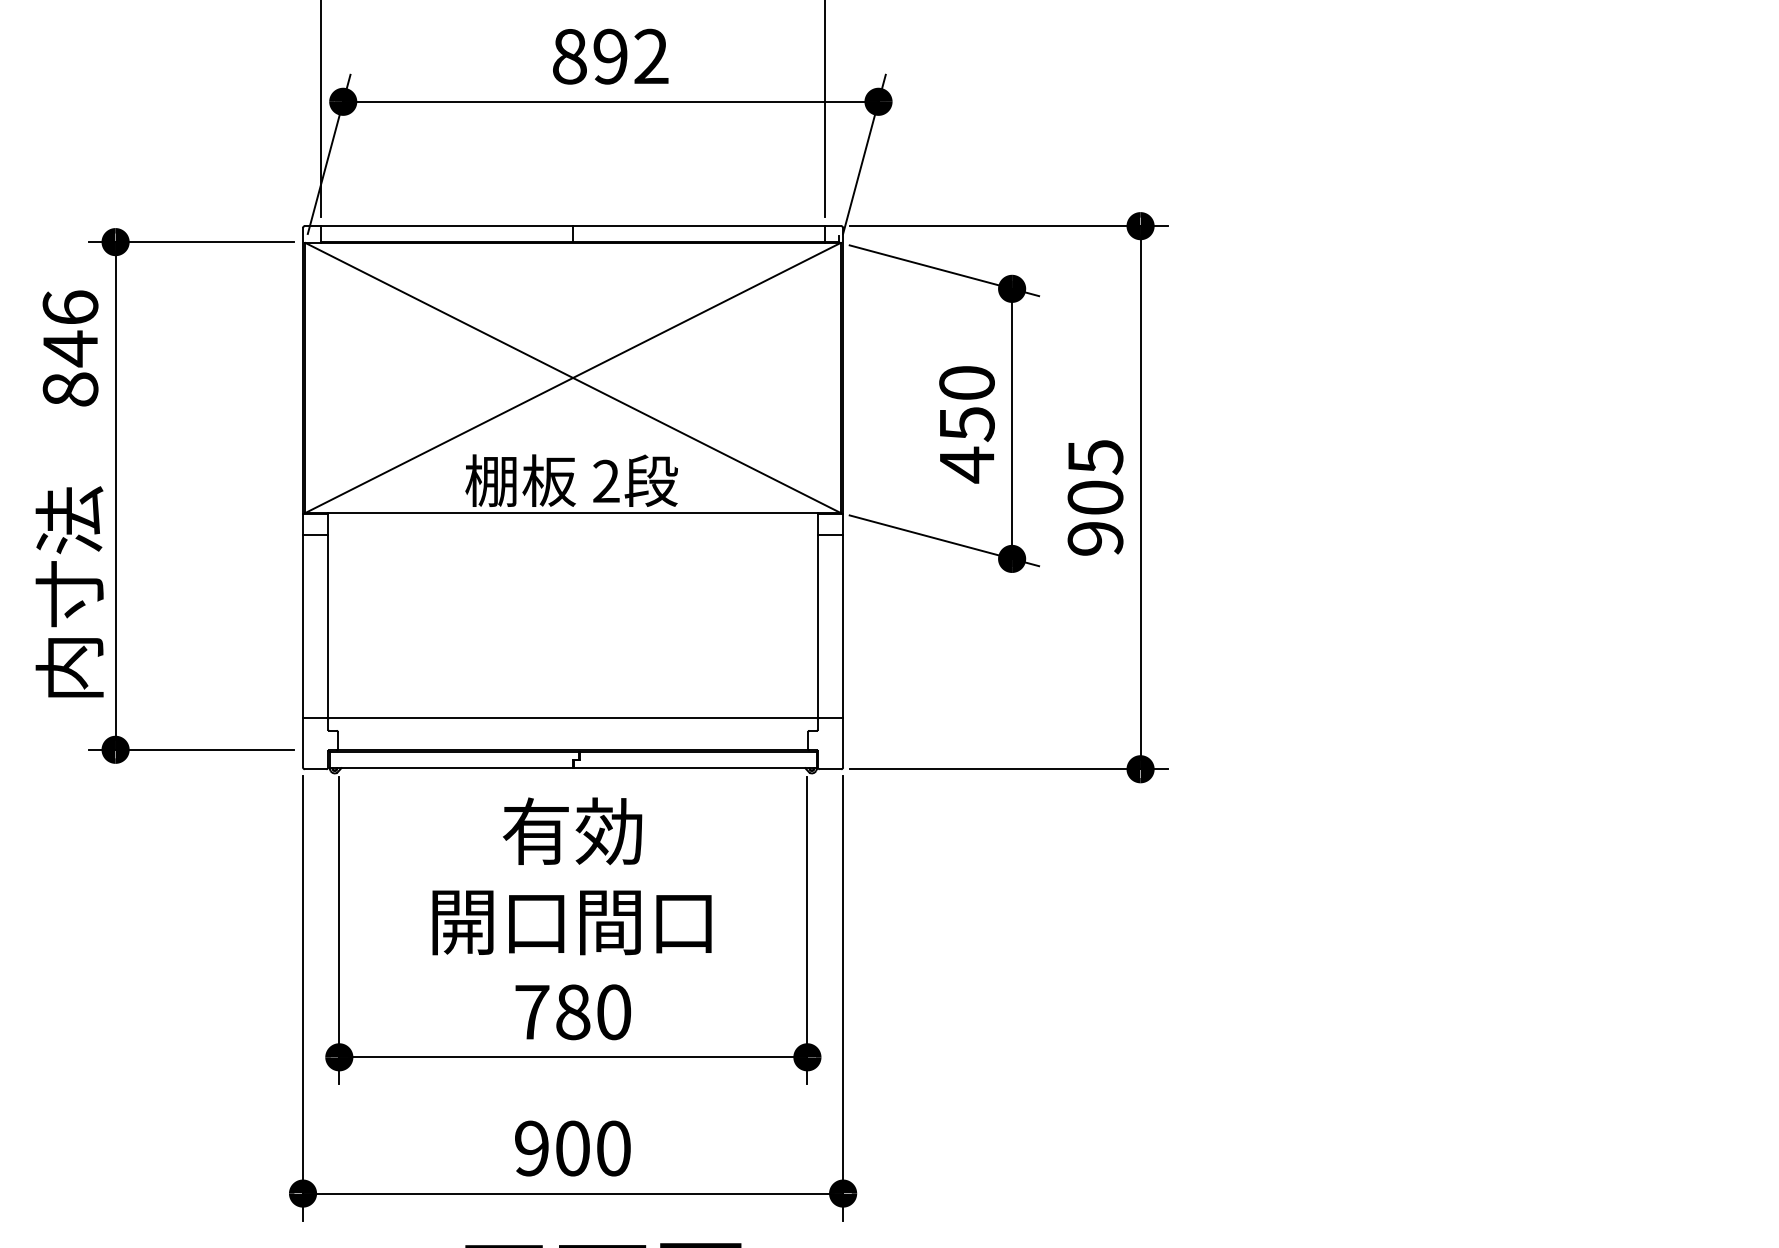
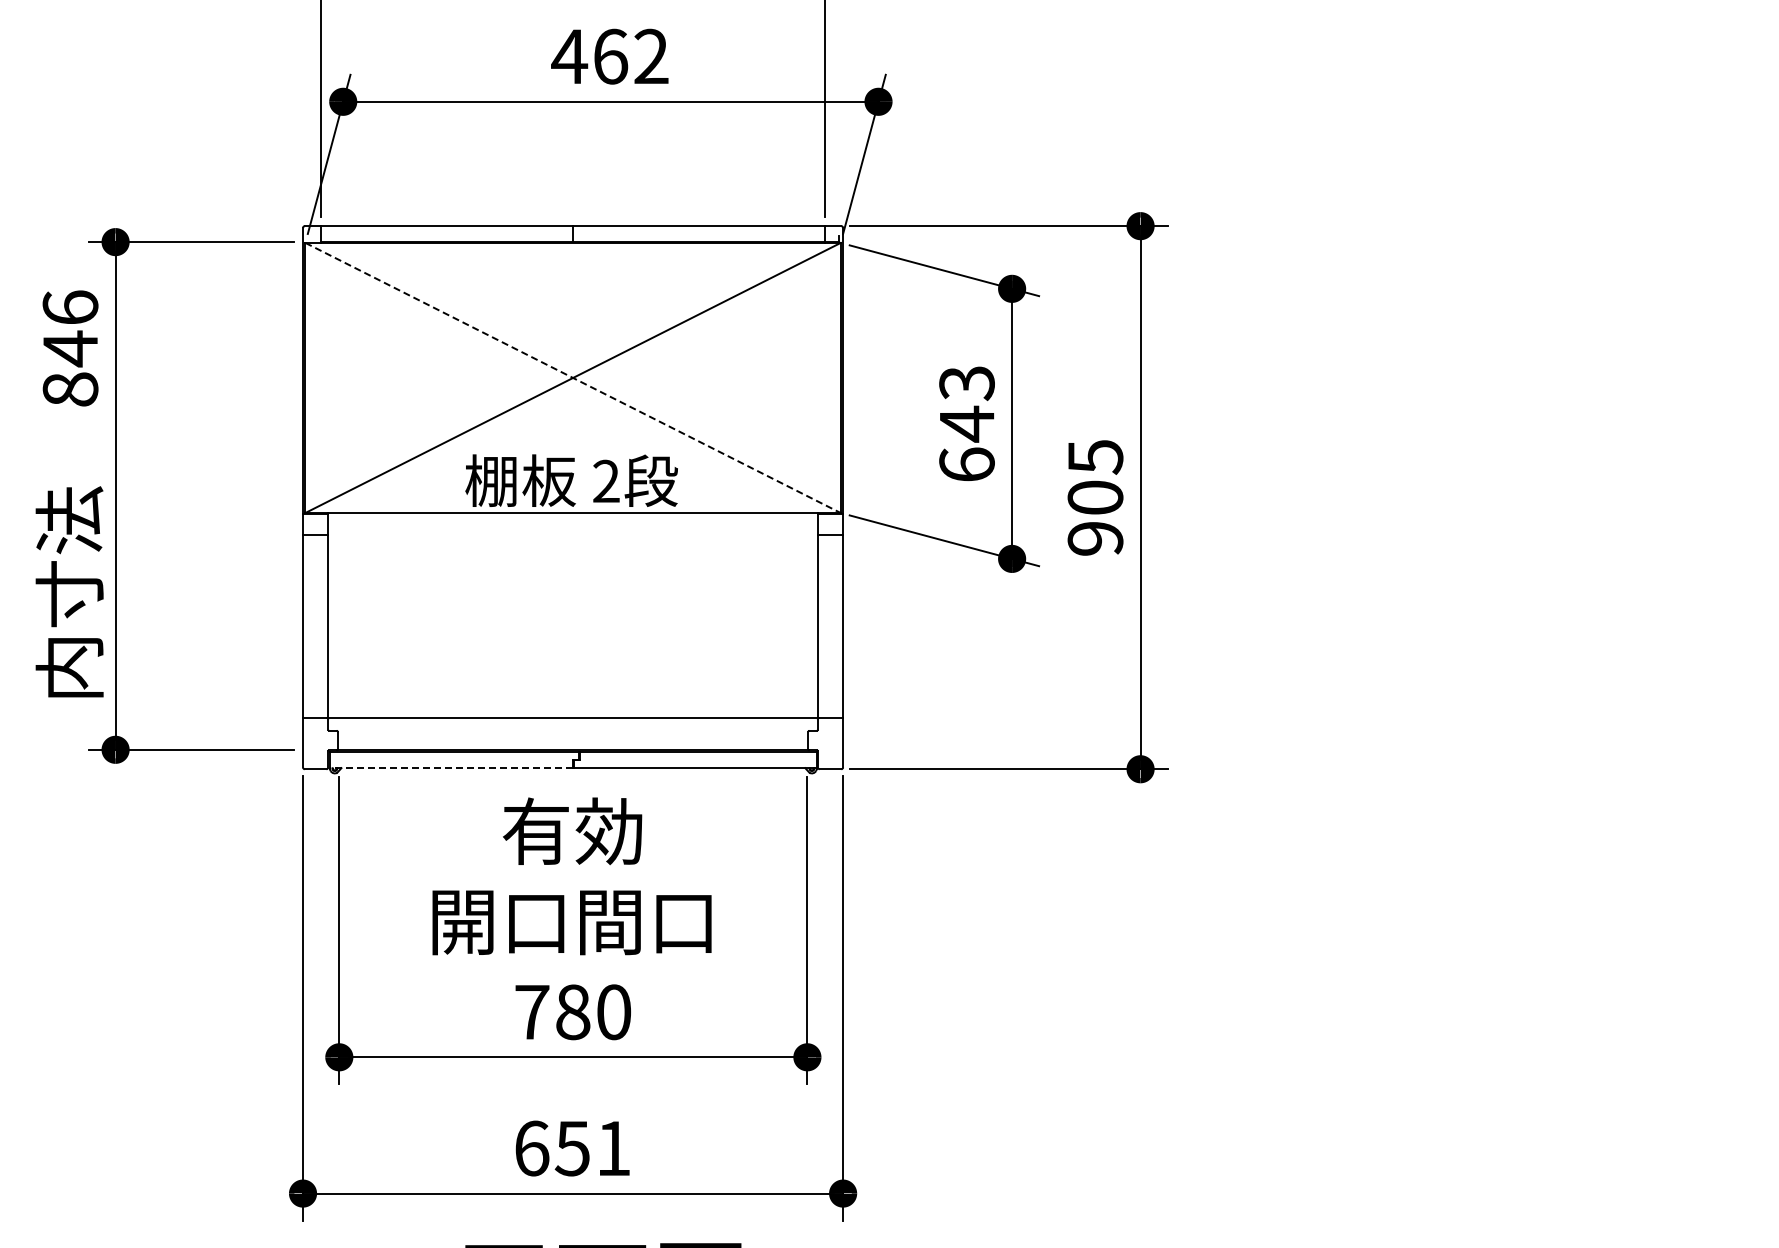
text: 892 -> 462 (589, 56)
line: solid -> dashed (573, 377)
text: 450 -> 643 (966, 424)
line: solid -> dashed (451, 767)
text: 900 -> 651 (572, 1148)
